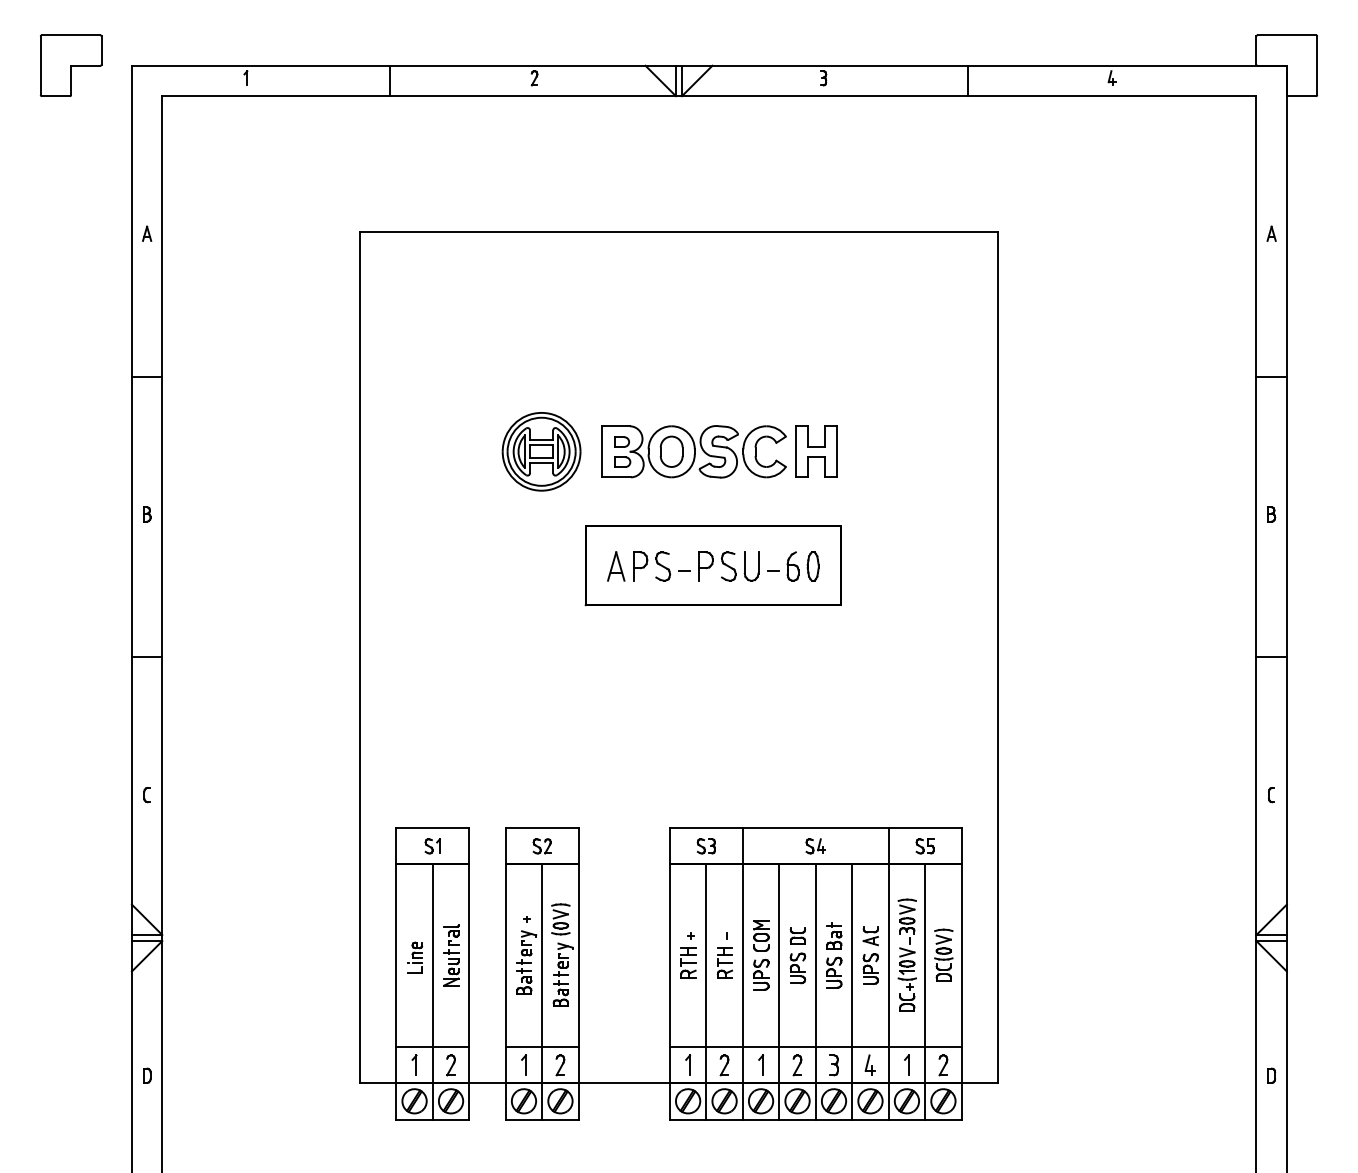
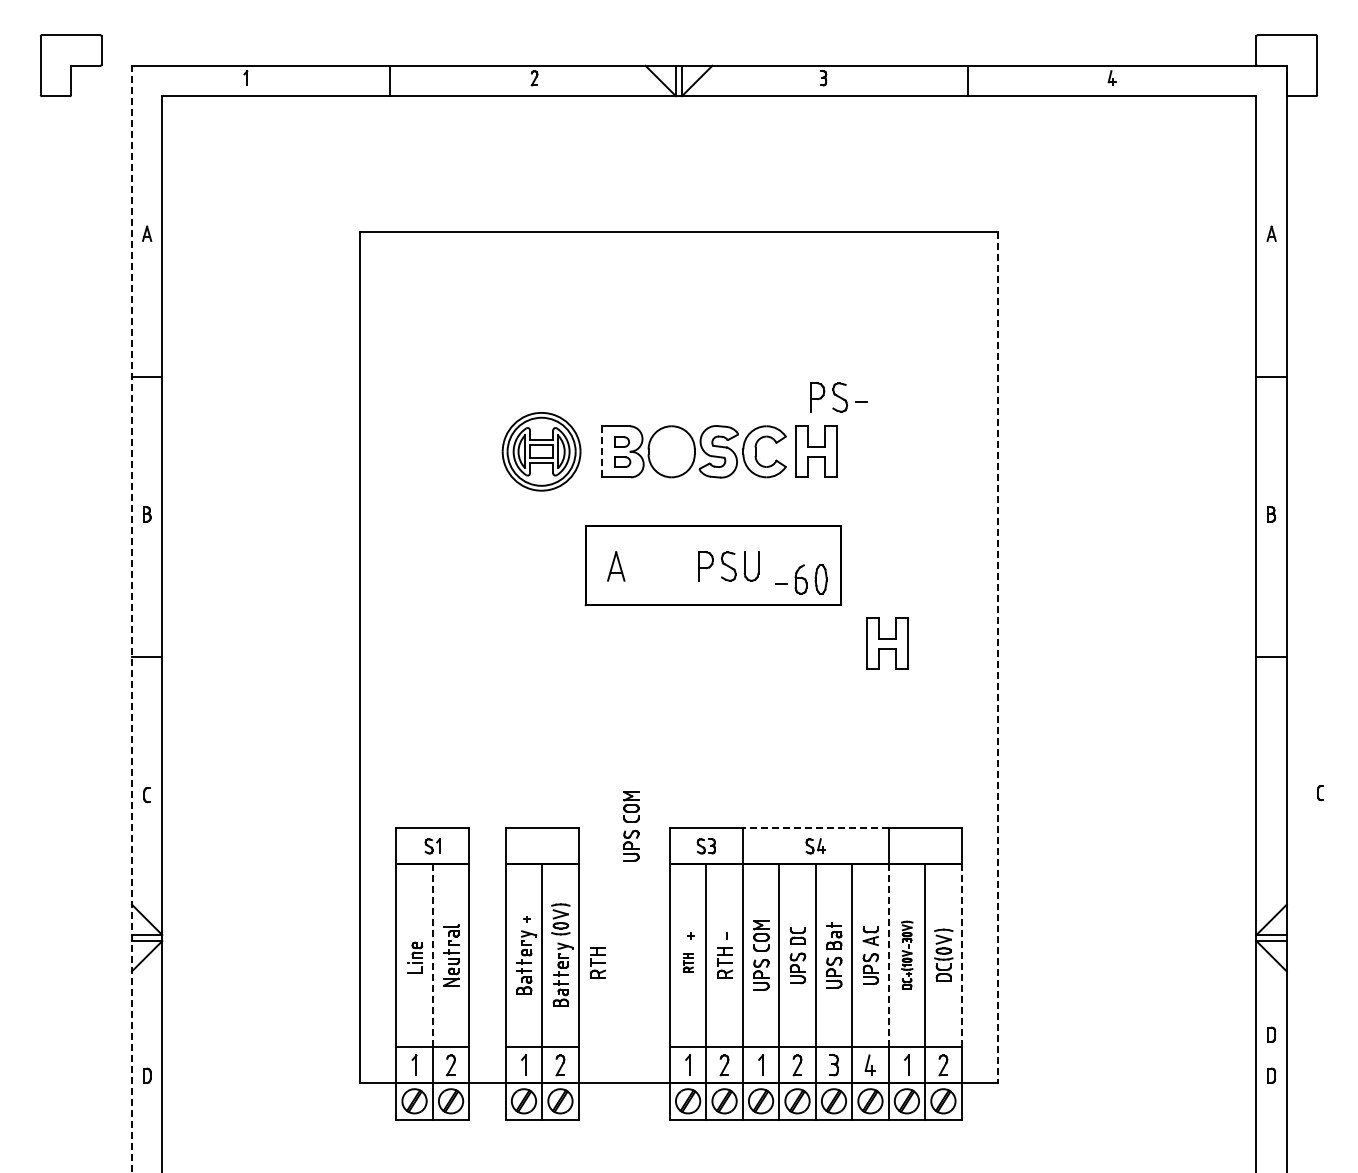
line: solid -> dashed (602, 451)
part: present -> none (671, 451)
part position: (661, 566) -> (838, 397) (838, 397)
part position: (793, 566) -> (801, 579) (801, 579)
line: solid -> dashed (131, 618)
part: none -> present (887, 643)
line: solid -> dashed (998, 657)
part position: (1271, 795) -> (1320, 793) (1320, 793)
part: none -> present (631, 826)
line: solid -> dashed (815, 827)
part: present -> none (541, 846)
part: present -> none (924, 846)
part size: 20x114 px -> 13x70 px (907, 954)
line: solid -> dashed (432, 955)
line: solid -> dashed (888, 955)
line: solid -> dashed (961, 955)
part: none -> present (597, 962)
part size: 17x32 px -> 11x20 px (688, 962)
part: none -> present (1271, 1034)
